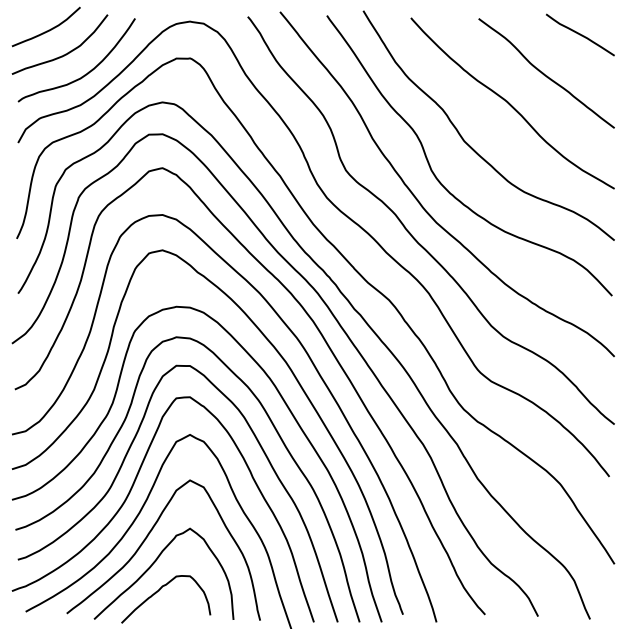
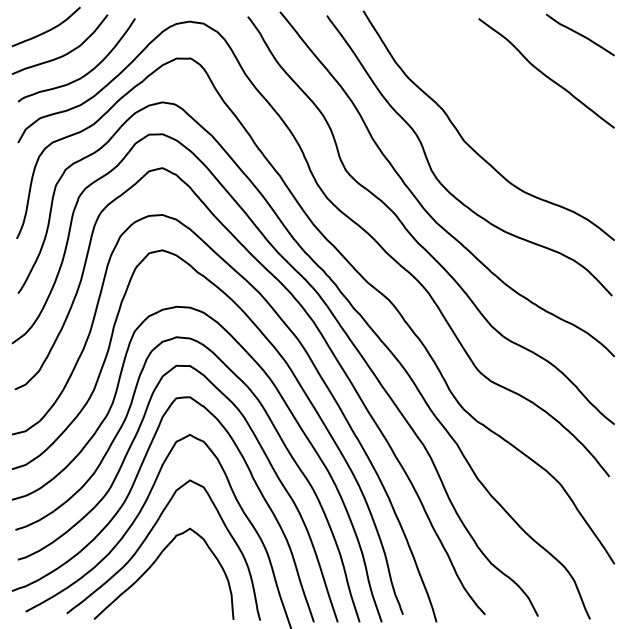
curve: present -> none (511, 104)
curve: present -> none (159, 591)
